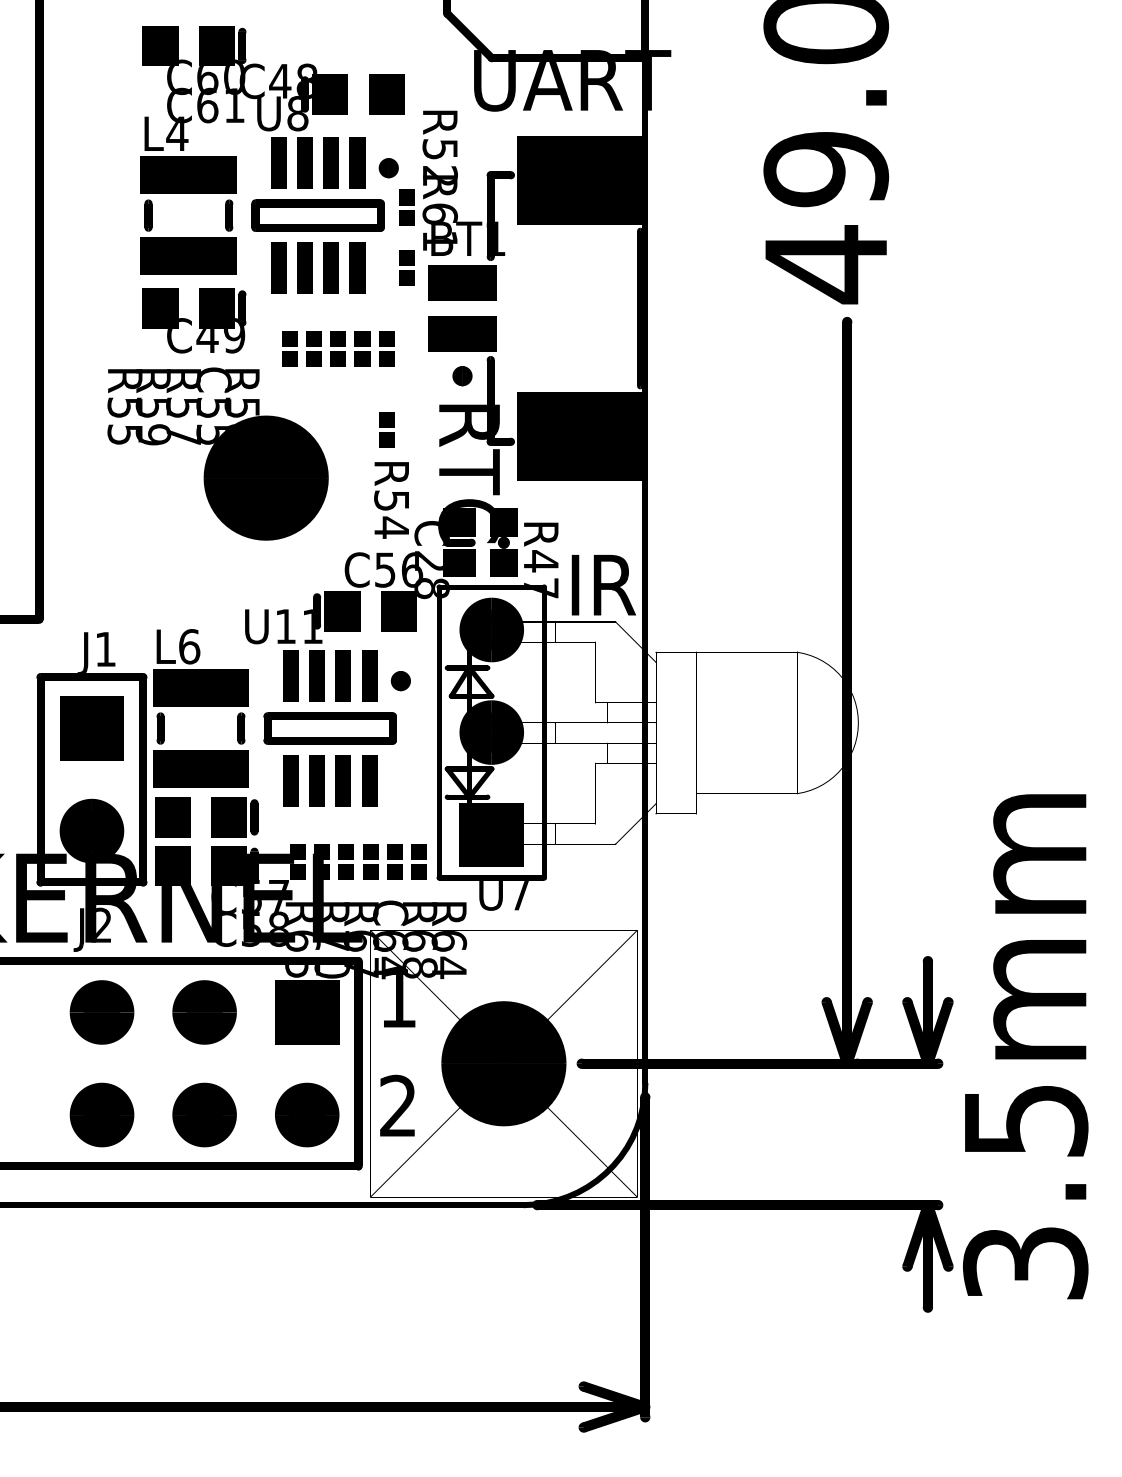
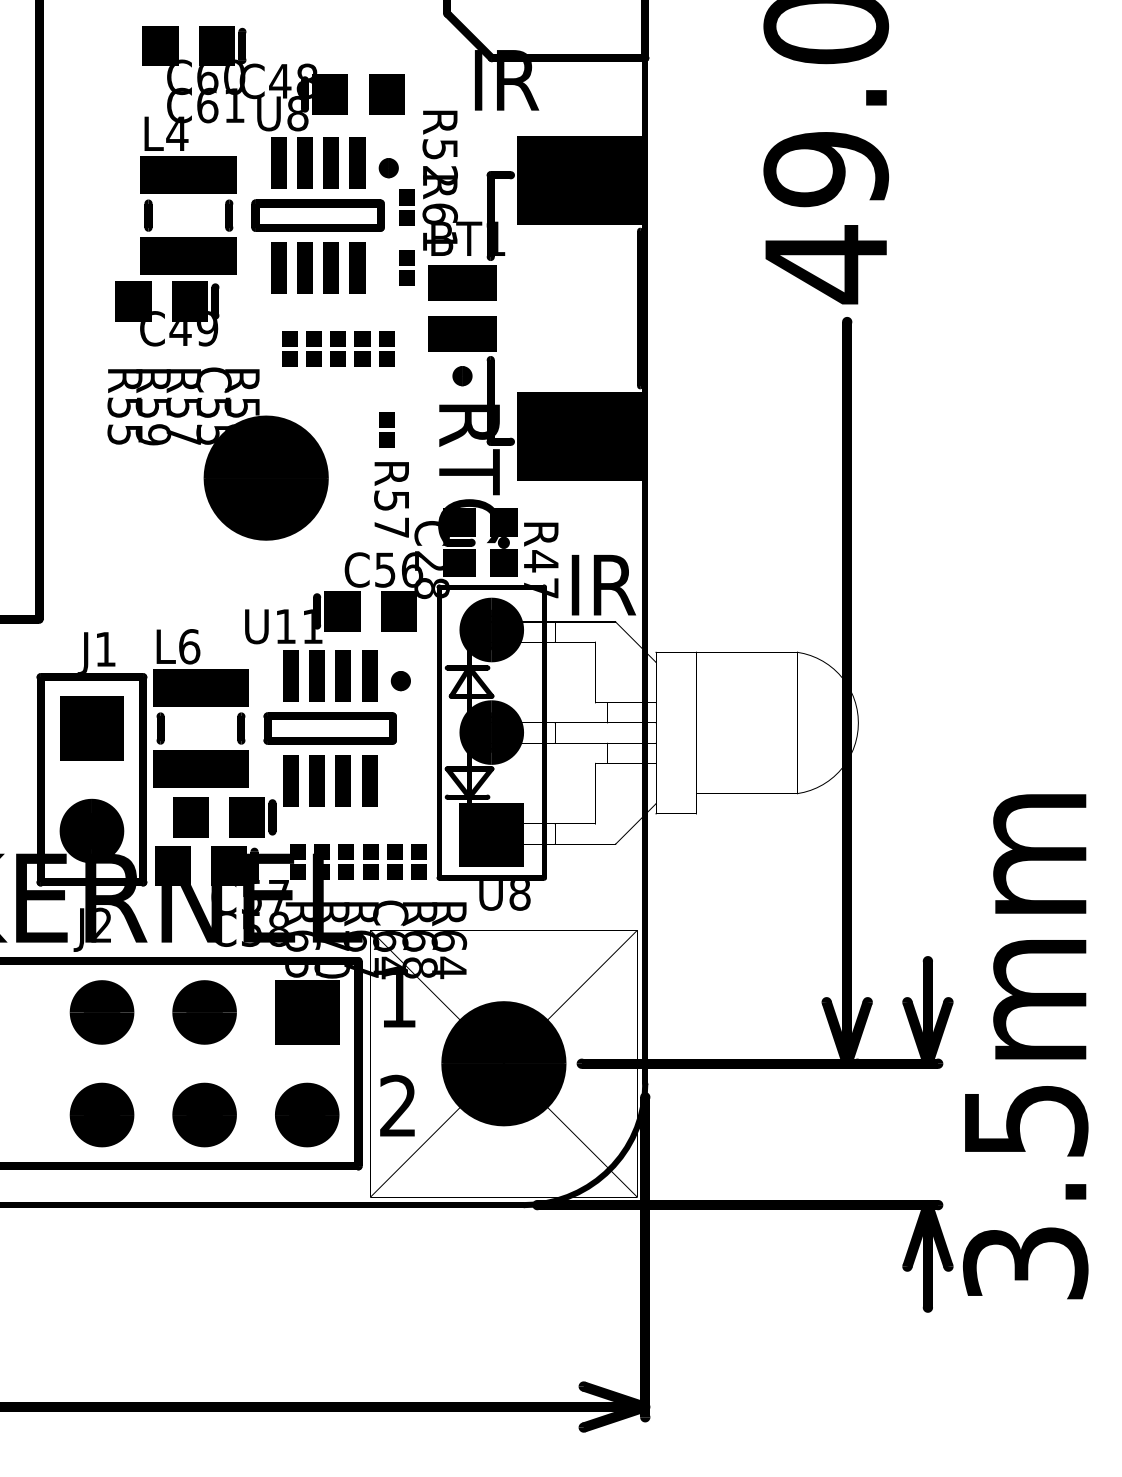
text: UART -> IR (572, 80)
text position: (194, 320) -> (167, 313) (167, 313)
text: R54 -> R57 (391, 527)
part position: (206, 817) -> (224, 817) (224, 817)
text: U7 -> U8 (519, 895)
